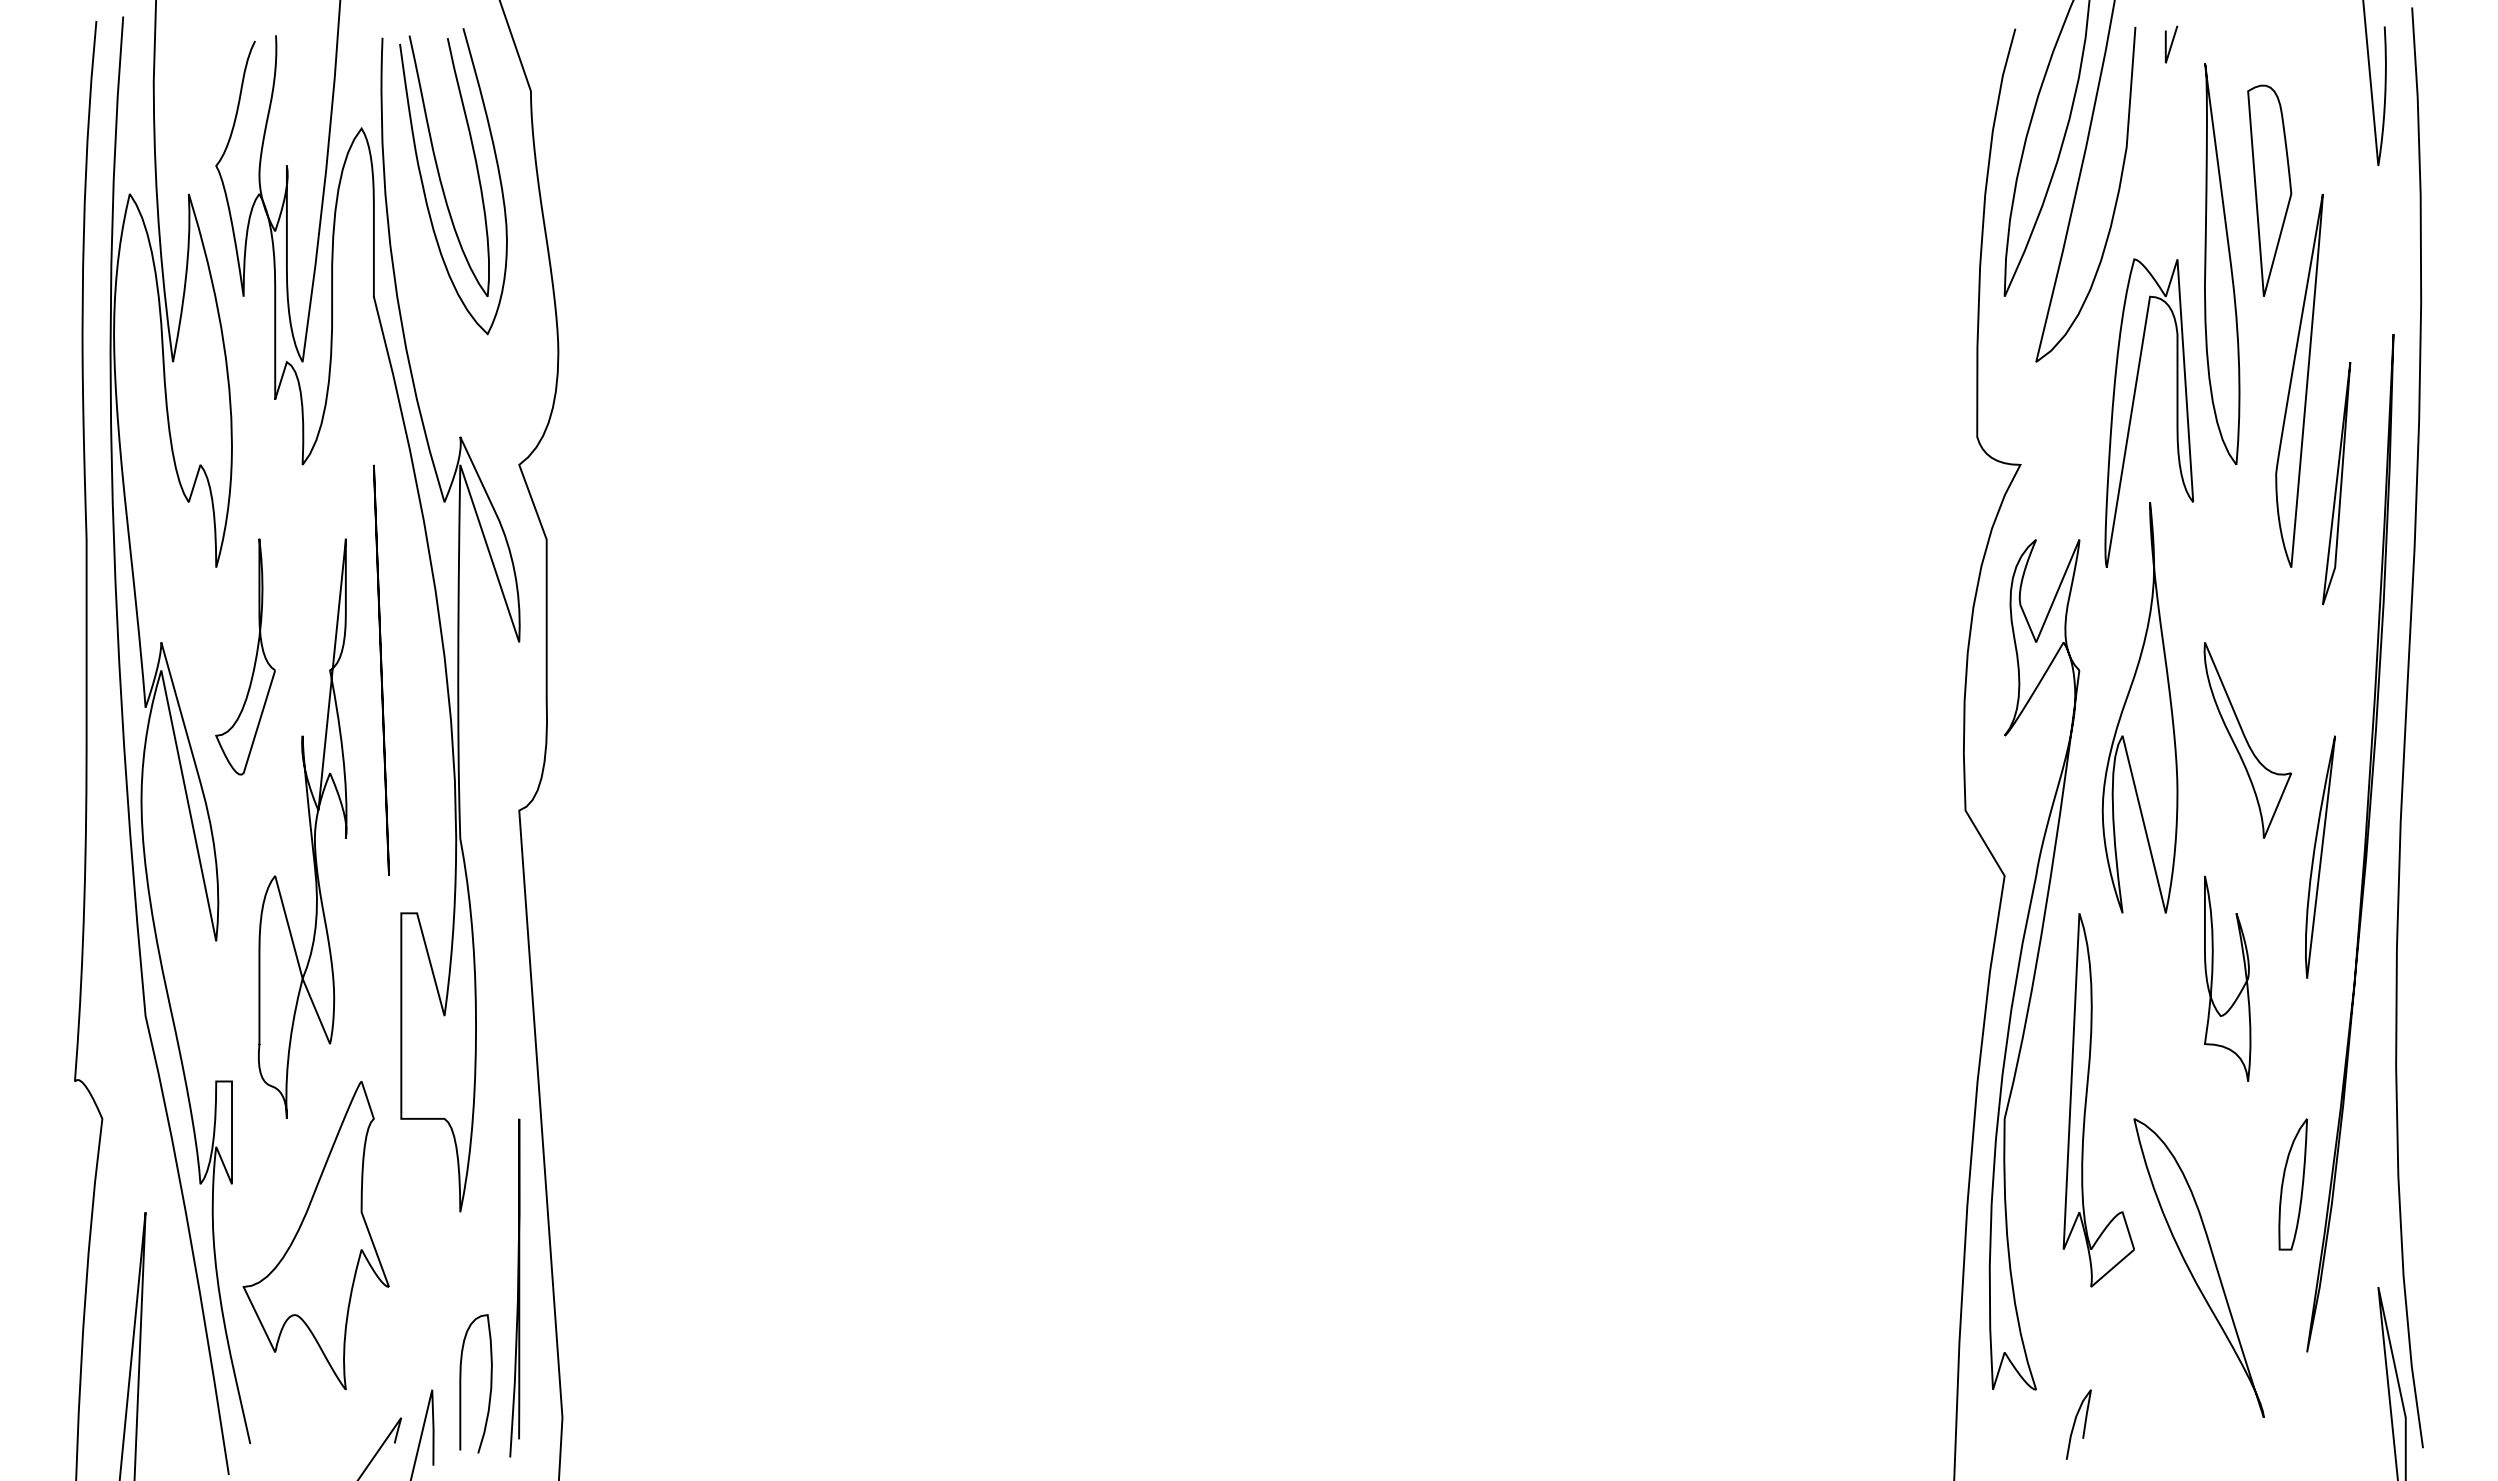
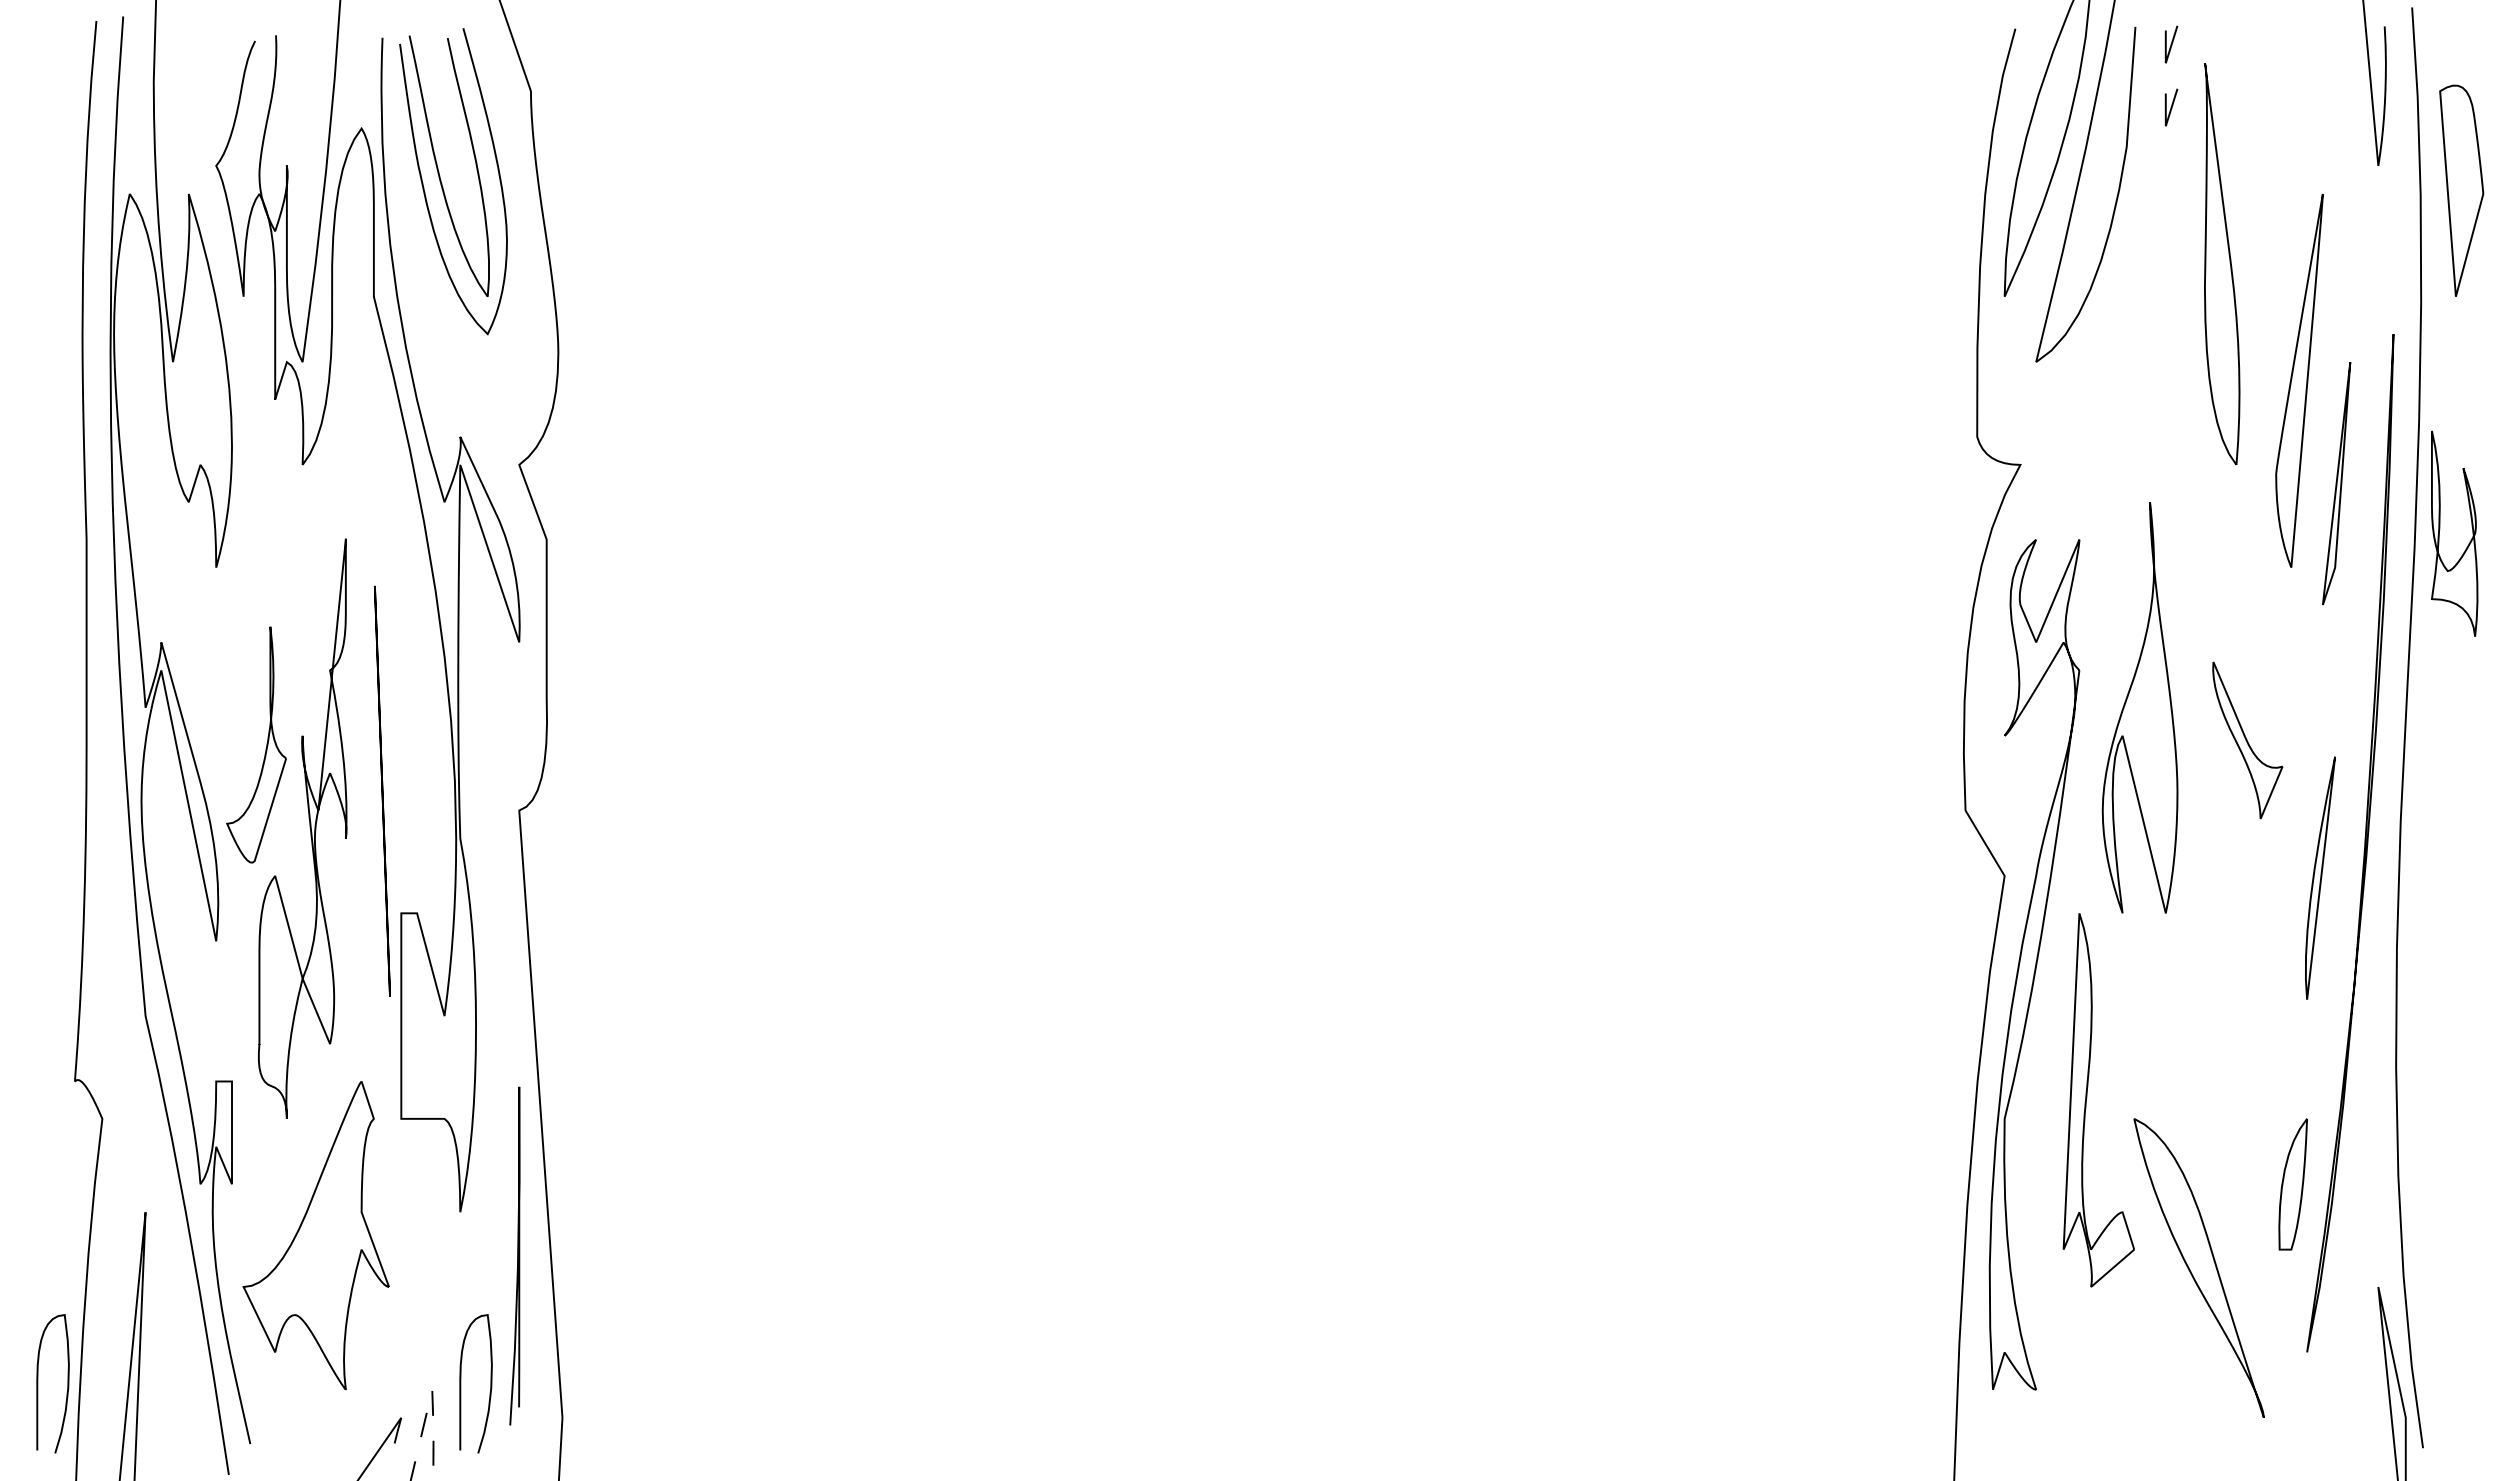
curve: none -> present (2171, 107)
part position: (2269, 190) -> (2461, 190) (2461, 190)
part: present -> none (2133, 408)
part position: (254, 660) -> (265, 748) (265, 748)
line position: (381, 669) -> (382, 790) (382, 790)
part size: 89x197 px -> 72x159 px (2247, 740)
part position: (2320, 856) -> (2320, 877) (2320, 877)
part position: (2213, 974) -> (2440, 529) (2440, 529)
curve position: (517, 1287) -> (517, 1255) (517, 1255)
curve: none -> present (38, 1383)
line: solid -> dashed (430, 1397)
curve: present -> none (2075, 1423)
